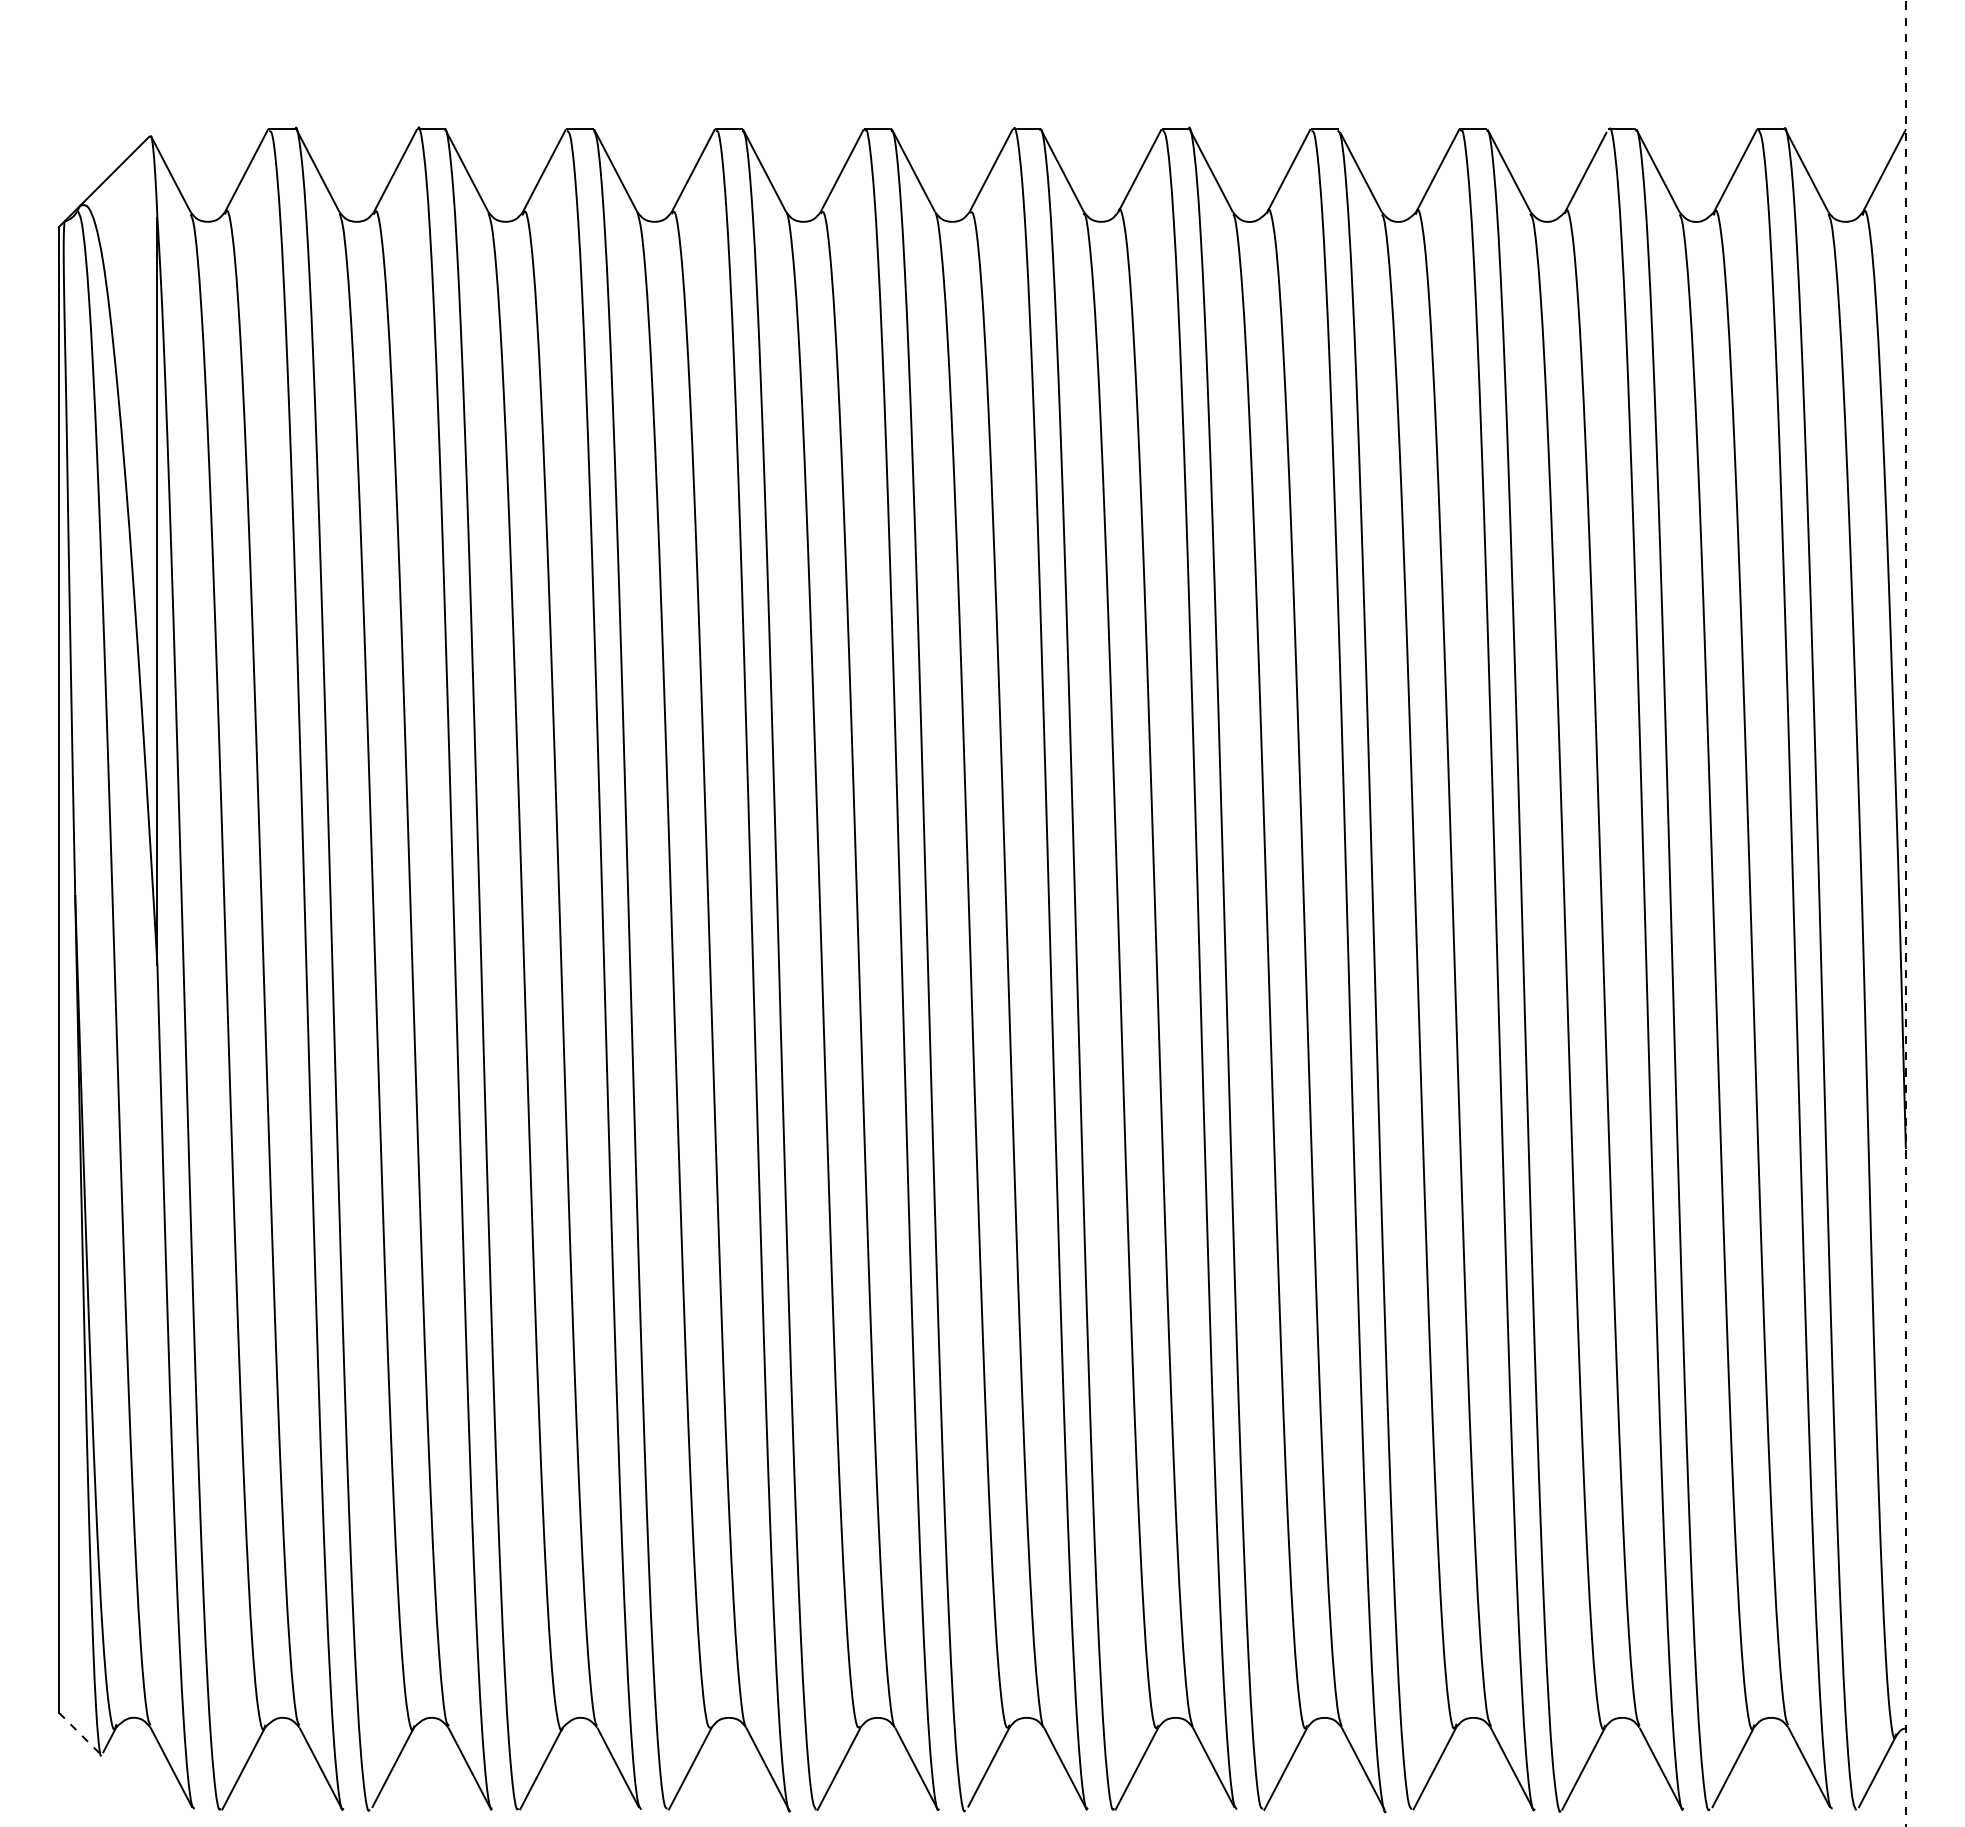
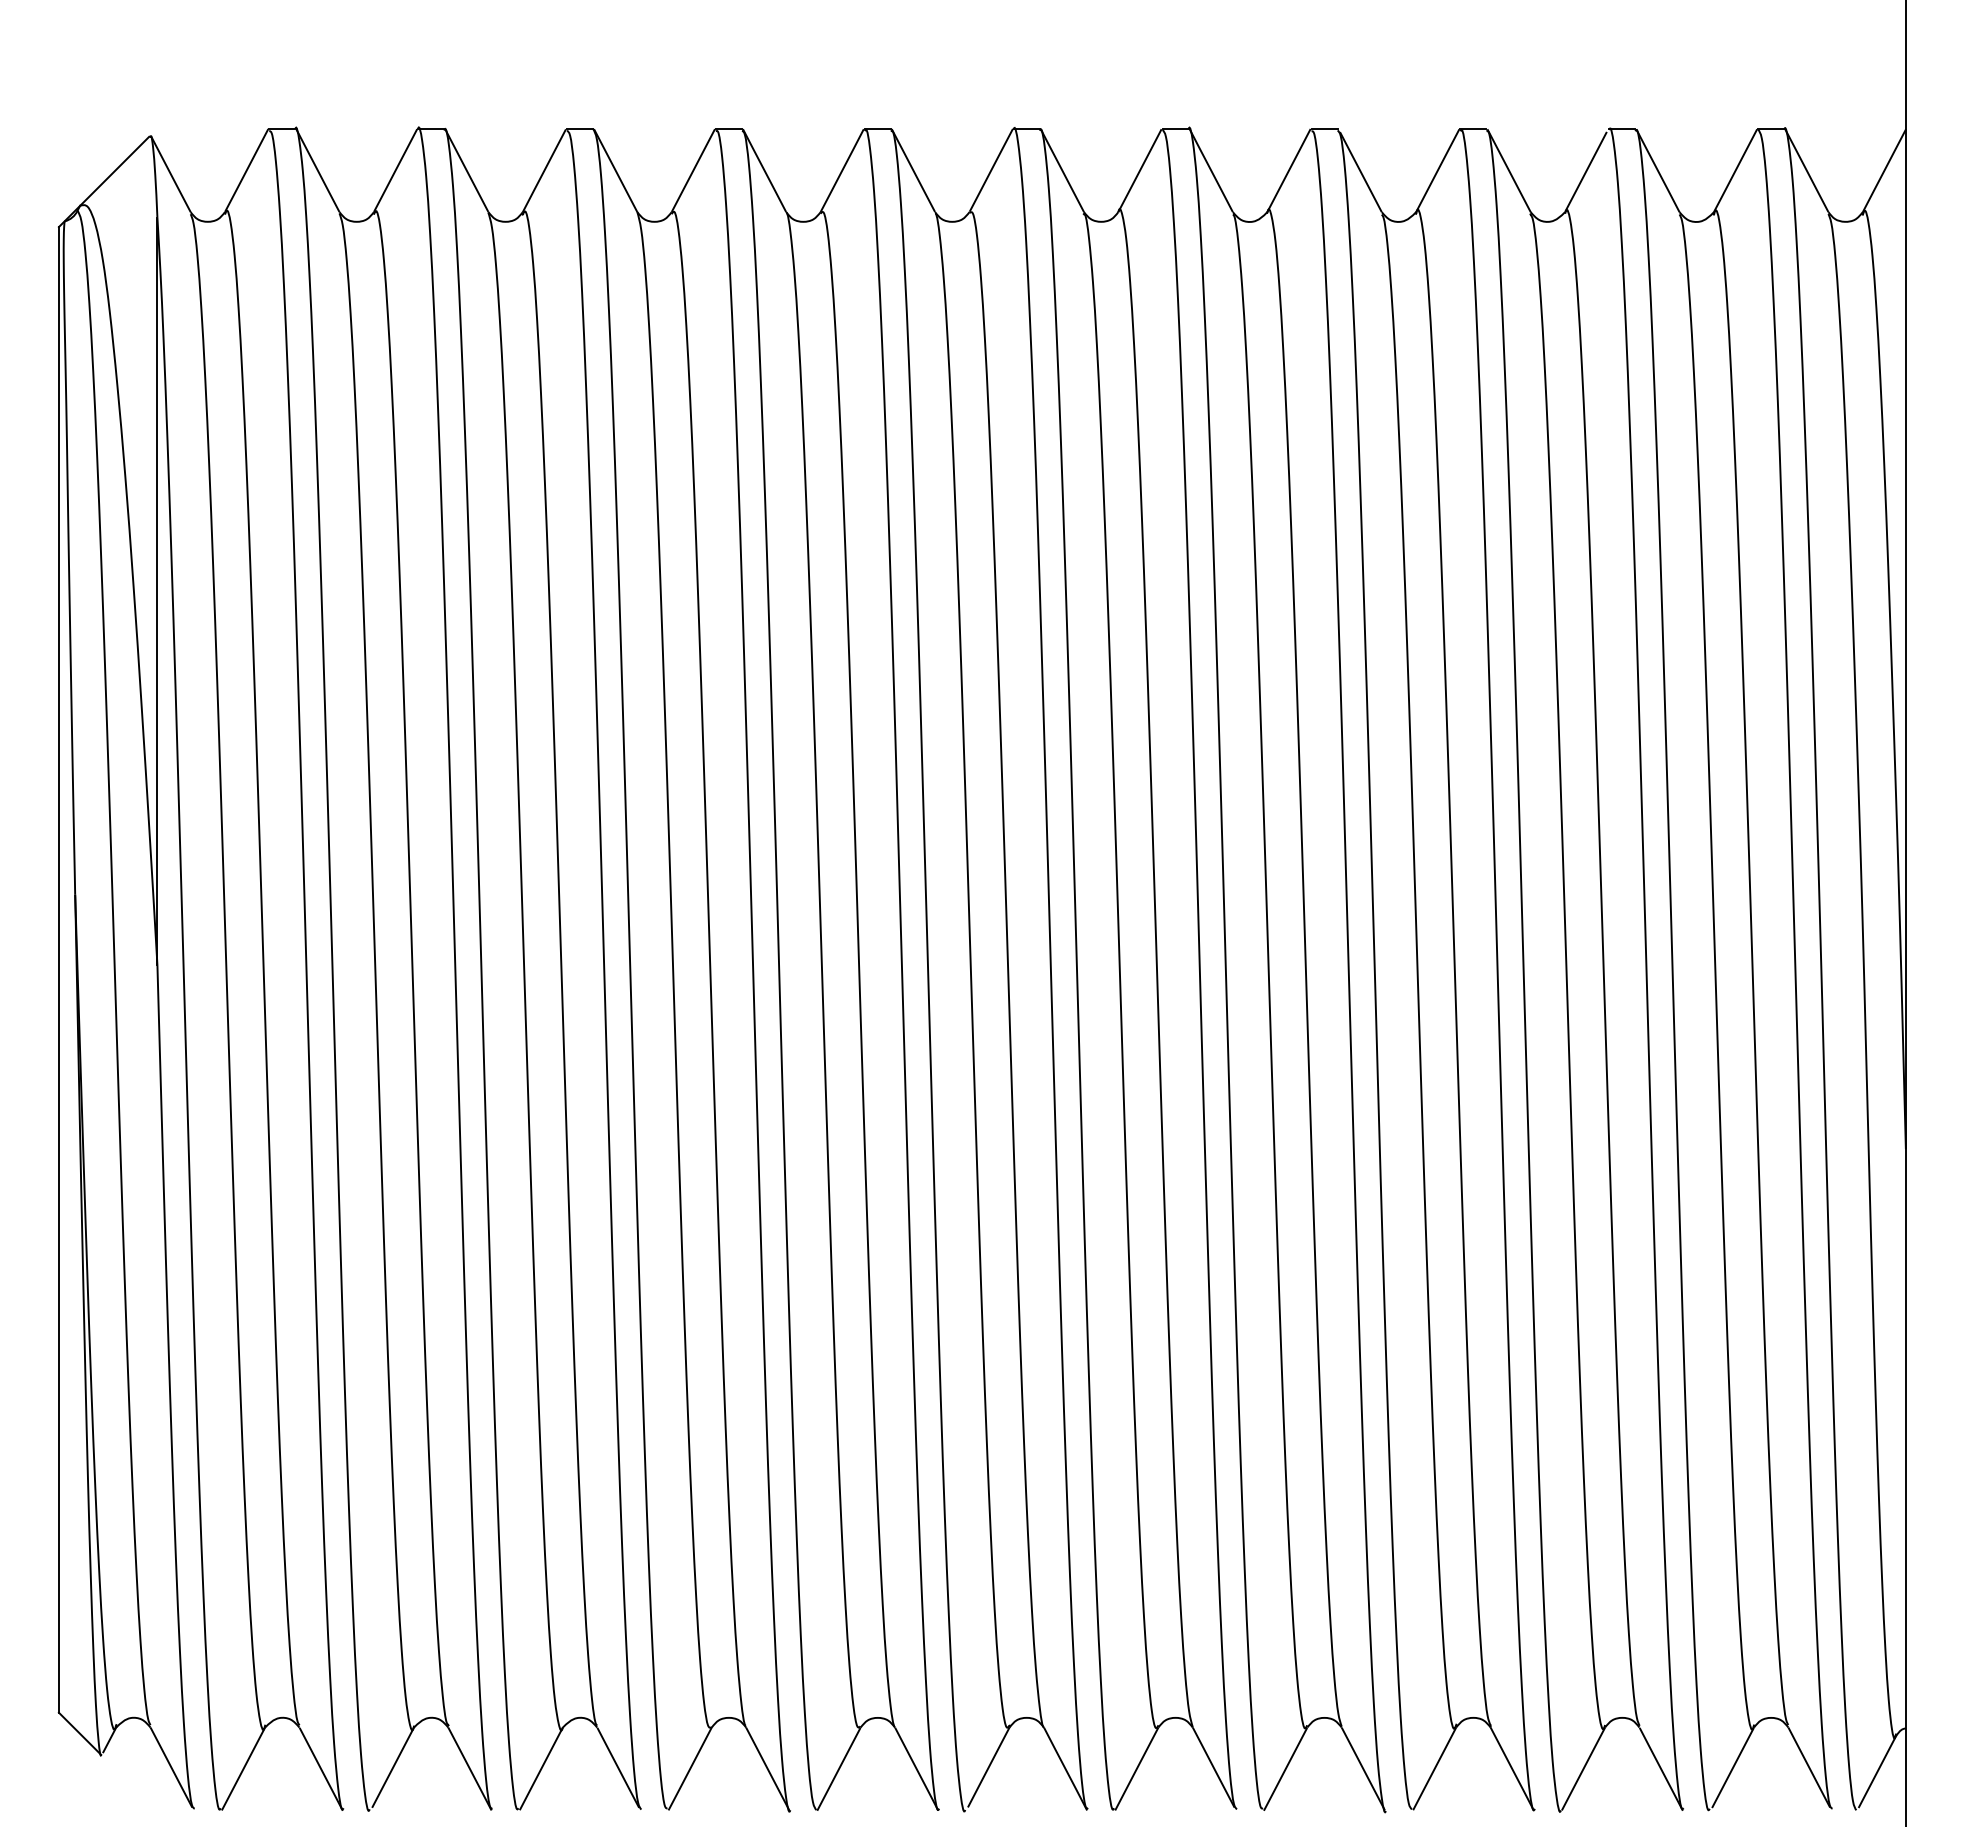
line: dashed -> solid (1905, 913)
line: dashed -> solid (80, 1733)
